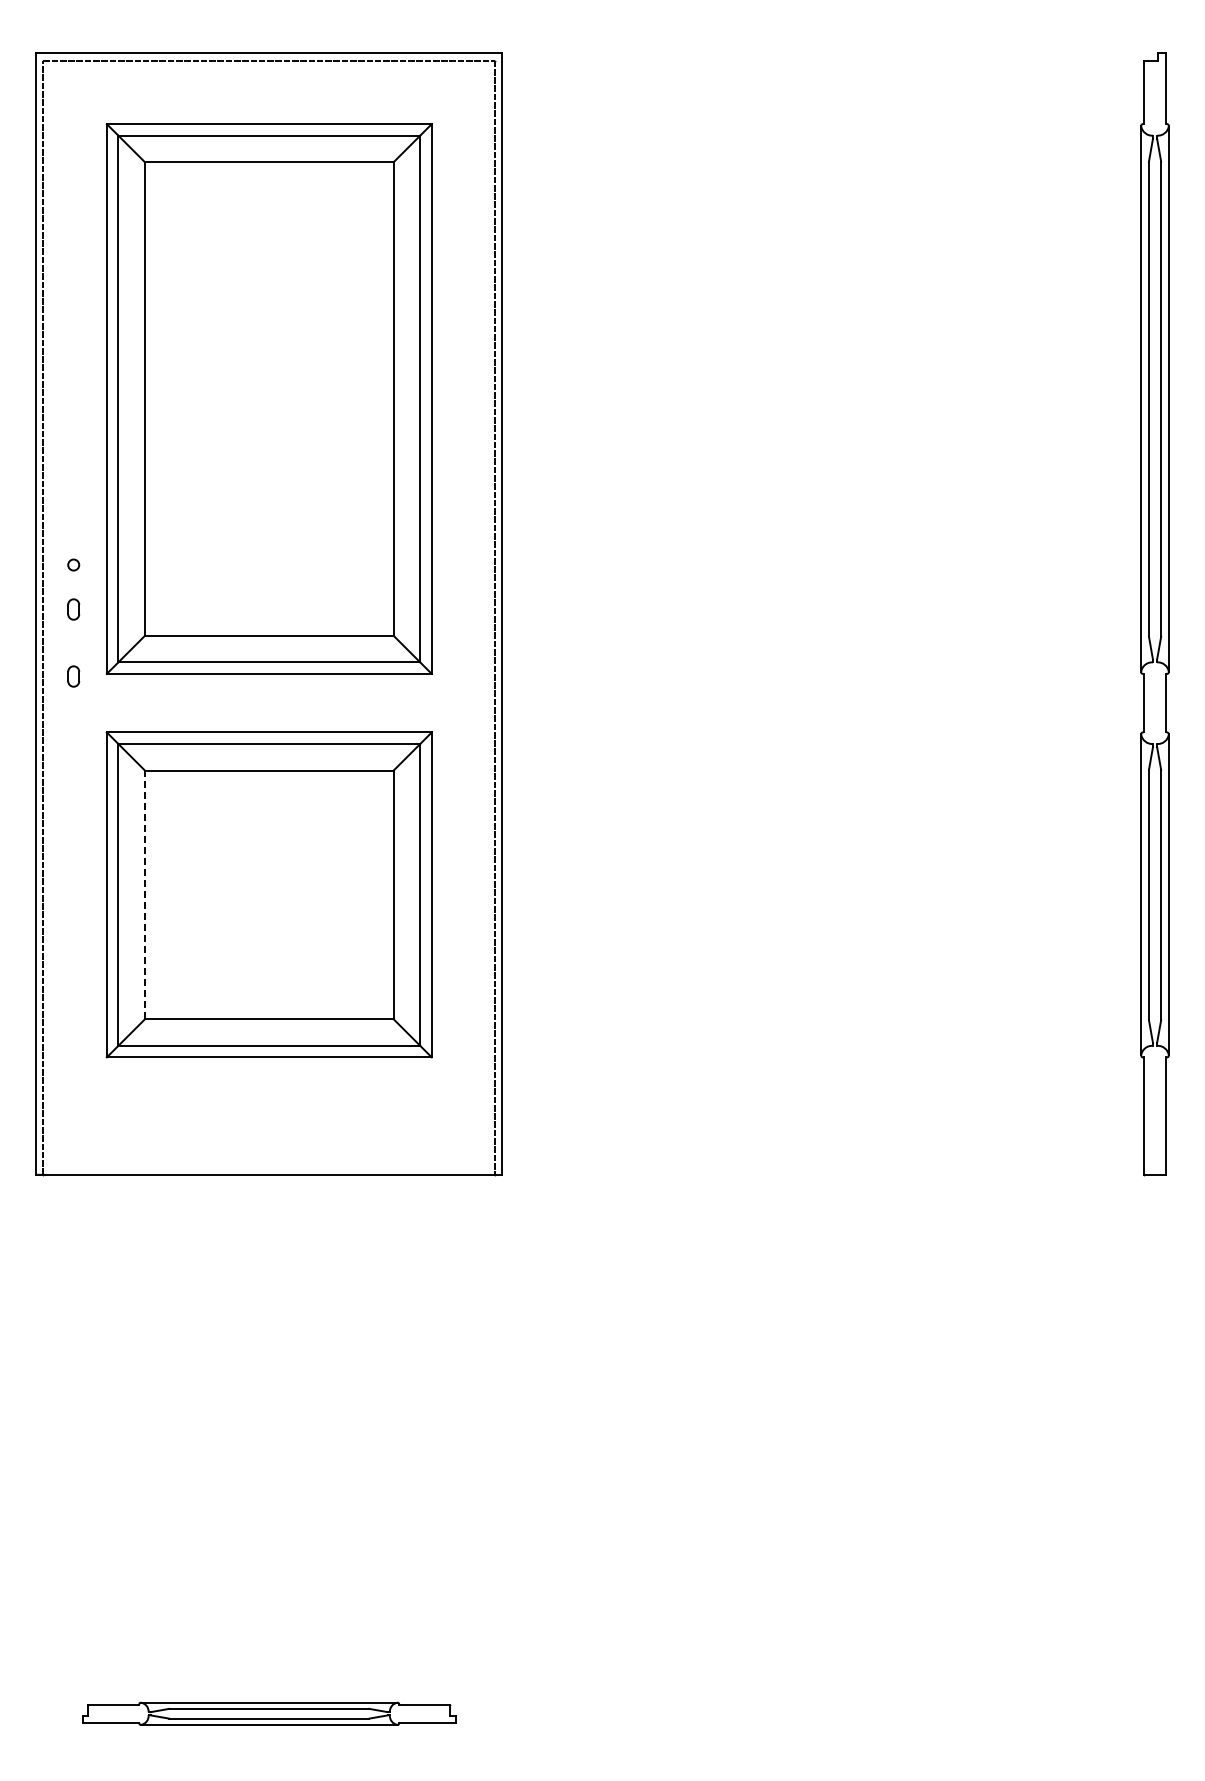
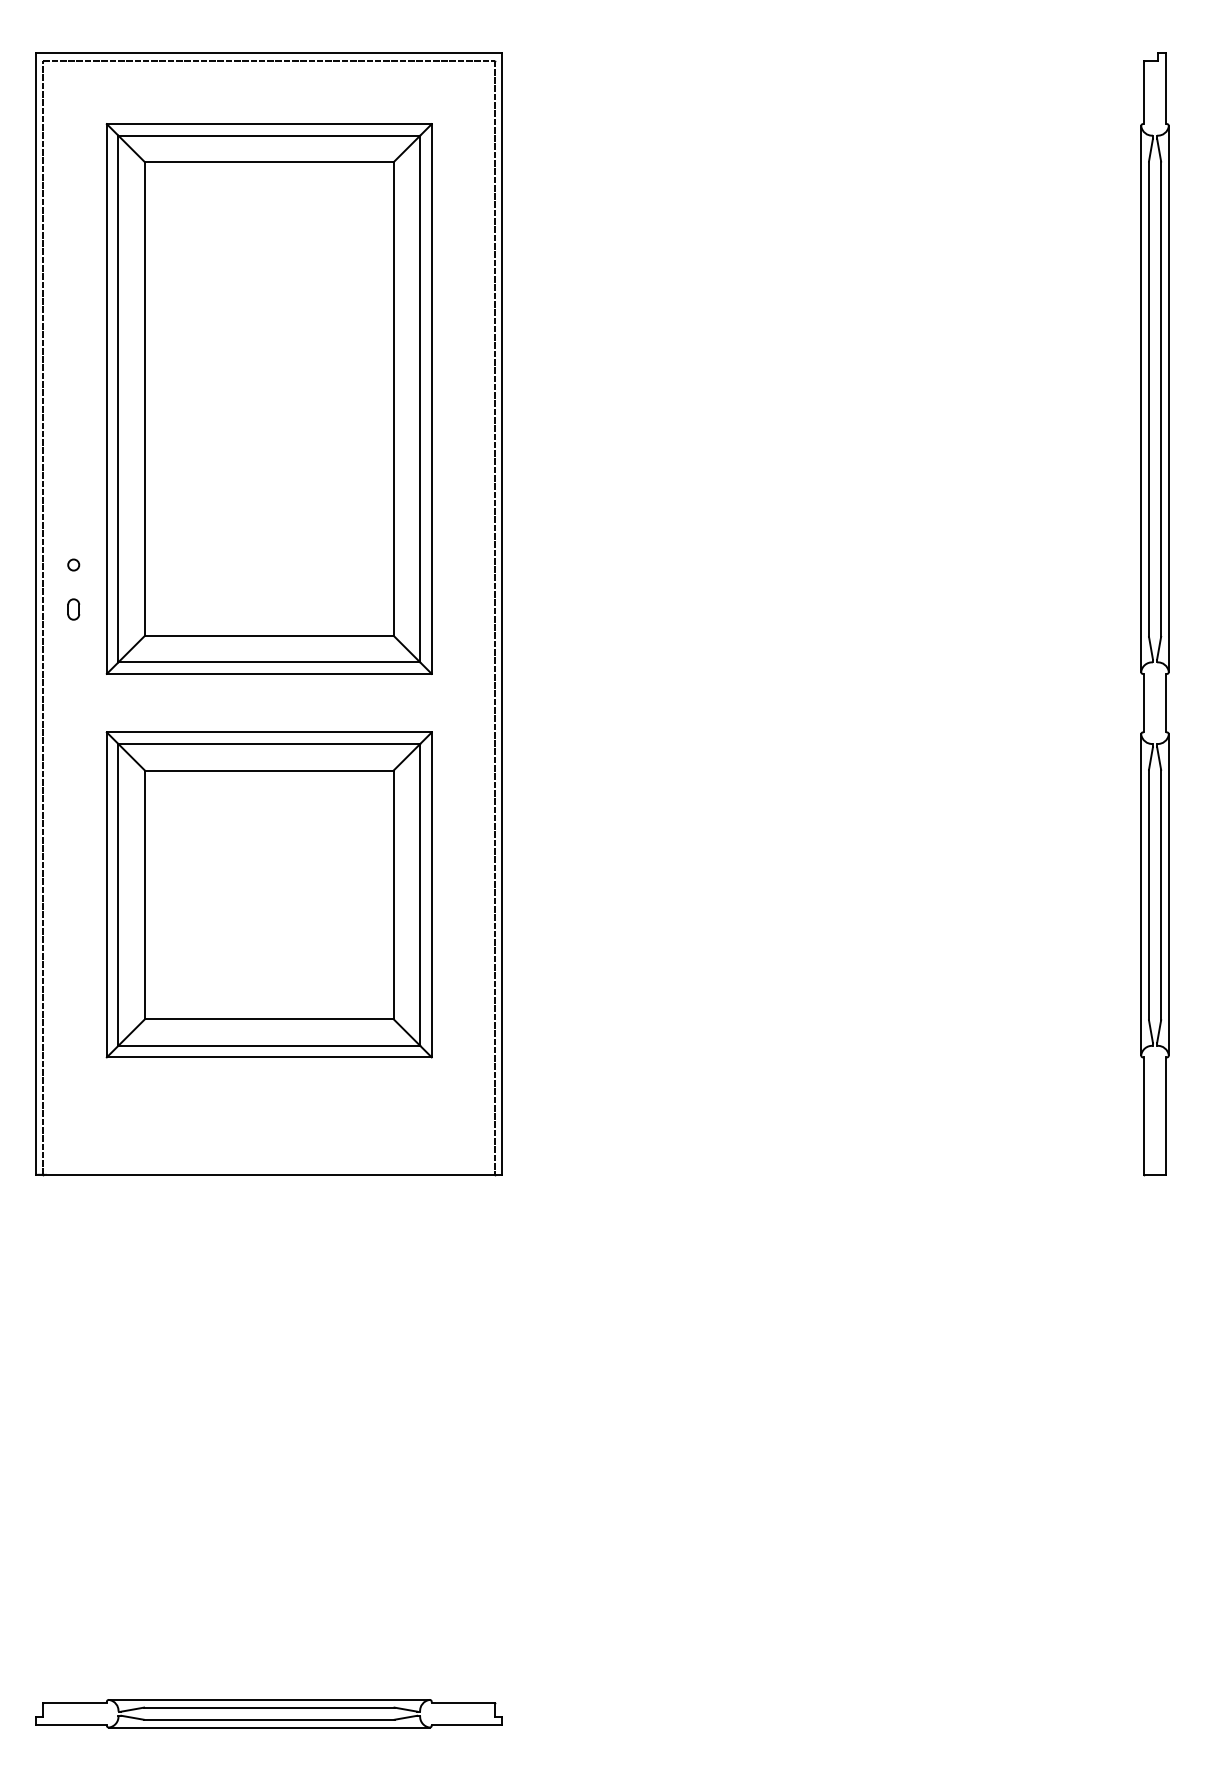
part: present -> none (73, 676)
line: dashed -> solid (145, 894)
part size: 375x25 px -> 468x30 px (268, 1713)
